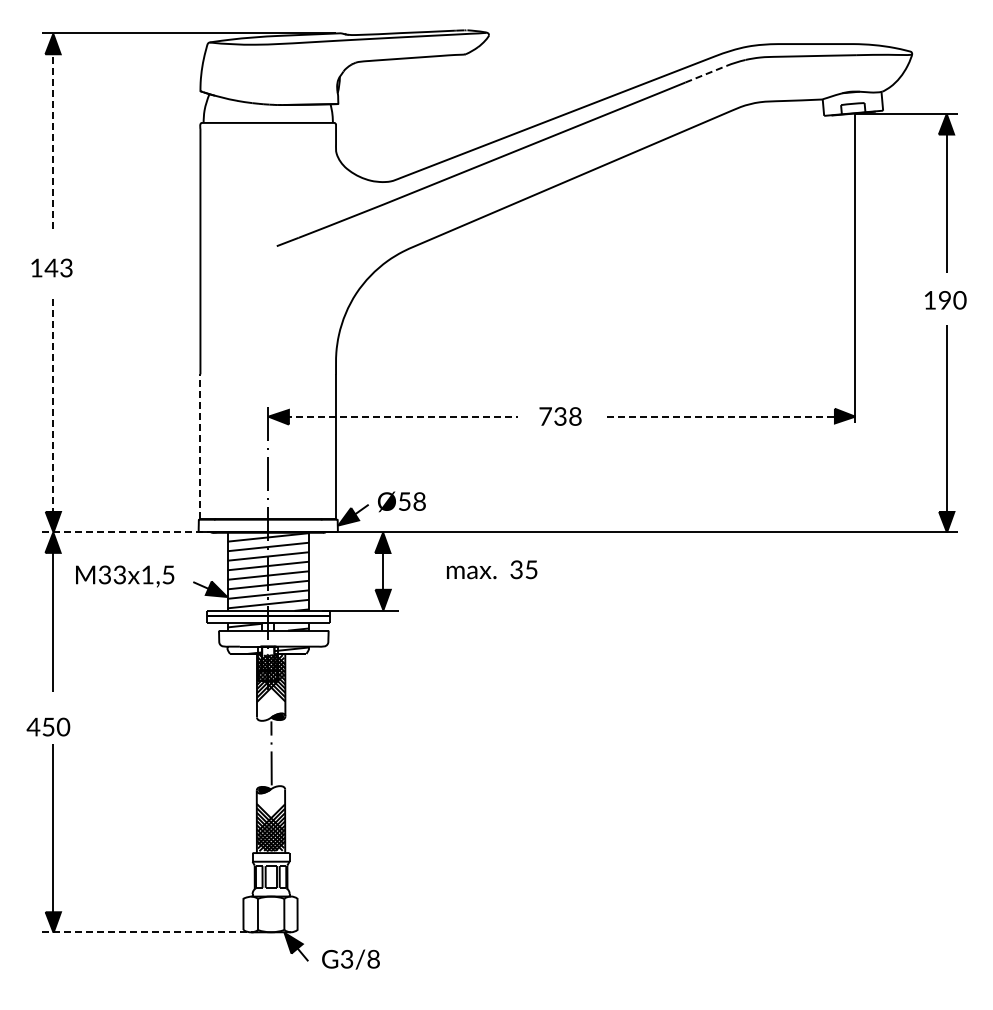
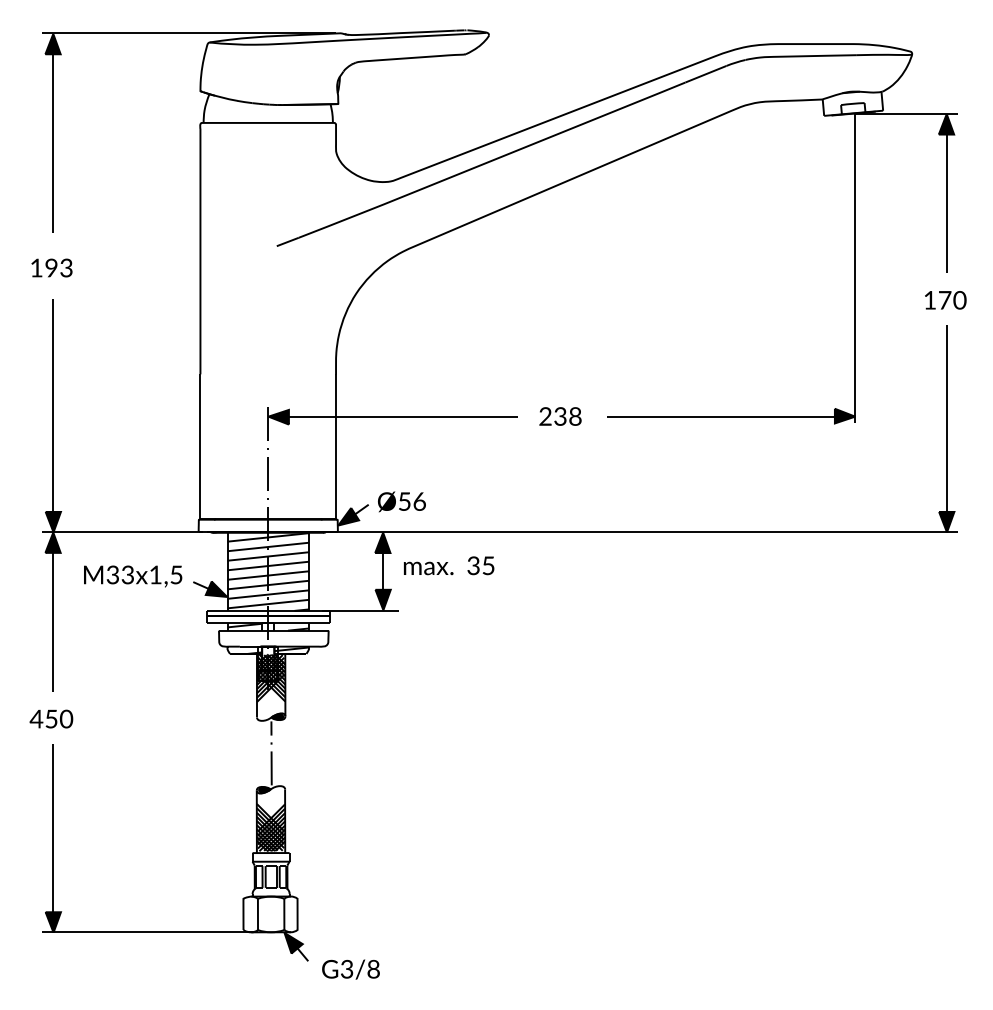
line: dashed -> solid (706, 74)
line: dashed -> solid (53, 133)
text: 143 -> 193 (51, 267)
text: 190 -> 170 (945, 300)
line: dashed -> solid (53, 409)
line: dashed -> solid (396, 416)
text: 738 -> 238 (545, 416)
line: dashed -> solid (723, 416)
line: dashed -> solid (200, 446)
text: Ø58 -> Ø56 (419, 501)
line: dashed -> solid (123, 532)
text position: (492, 569) -> (449, 565) (449, 565)
text position: (125, 576) -> (133, 576) (133, 576)
text position: (48, 726) -> (51, 718) (51, 718)
line: dashed -> solid (150, 932)
text position: (350, 959) -> (350, 969) (350, 969)
